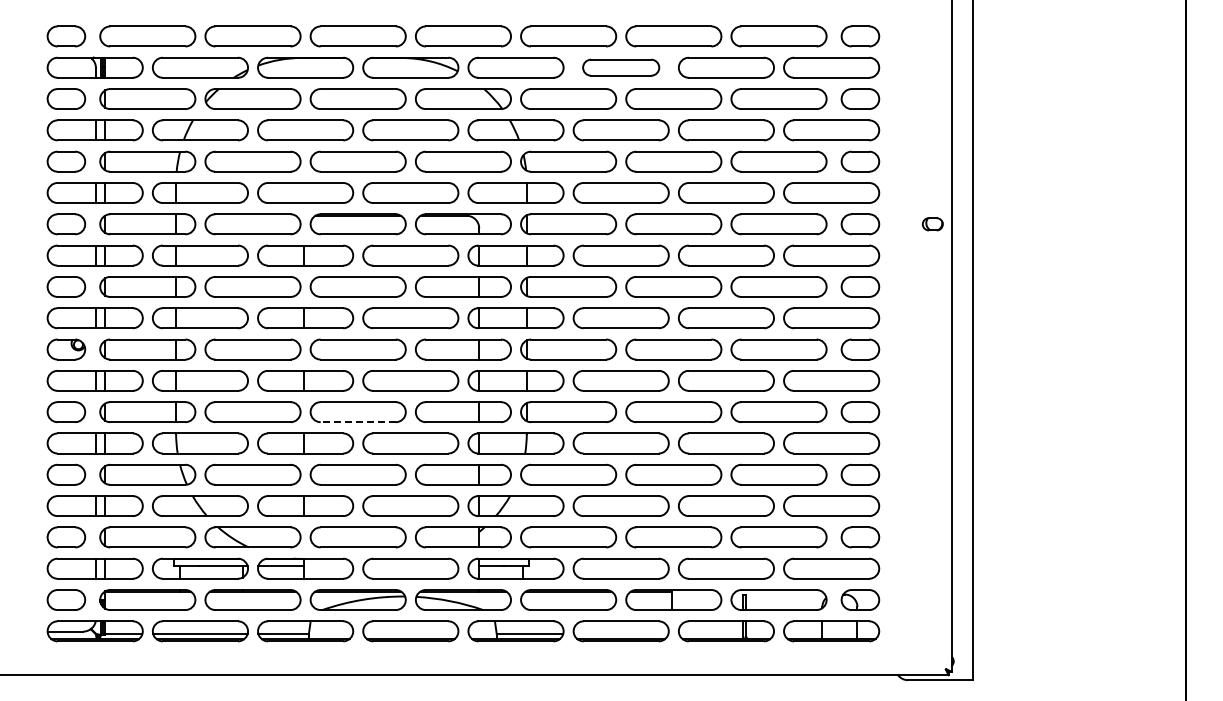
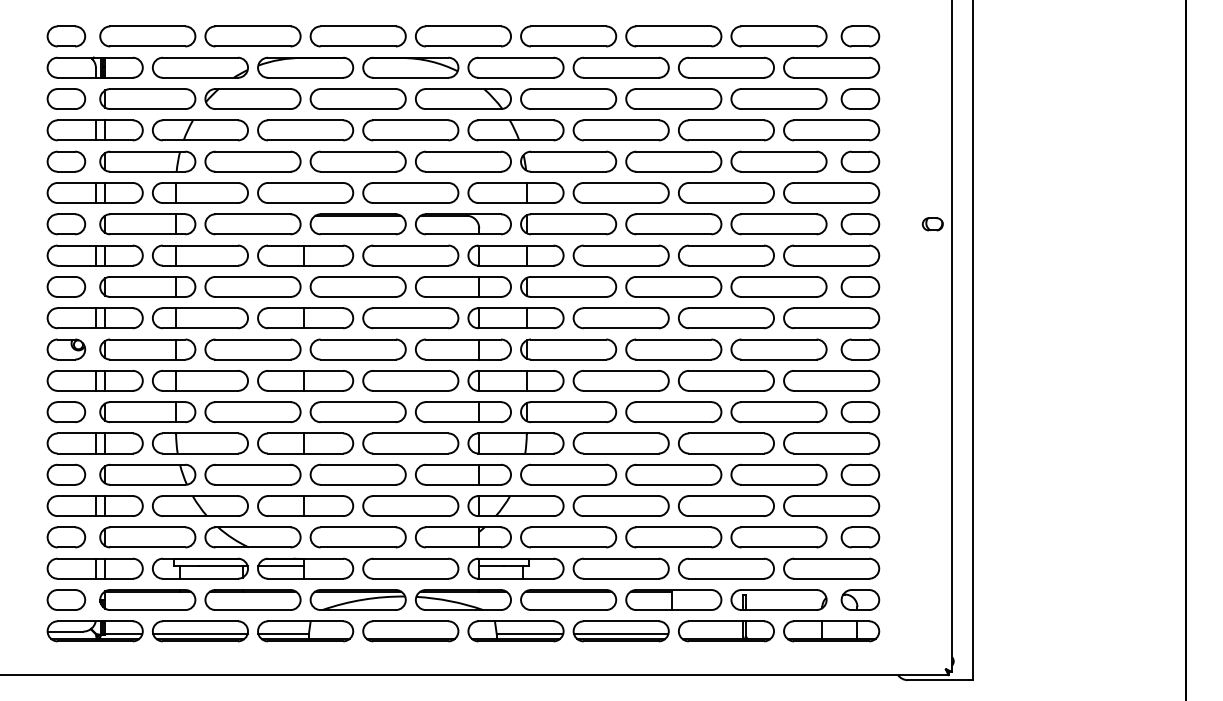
part size: 79x19 px -> 98x23 px (620, 67)
line: dashed -> solid (358, 422)
line: none -> present (621, 634)
